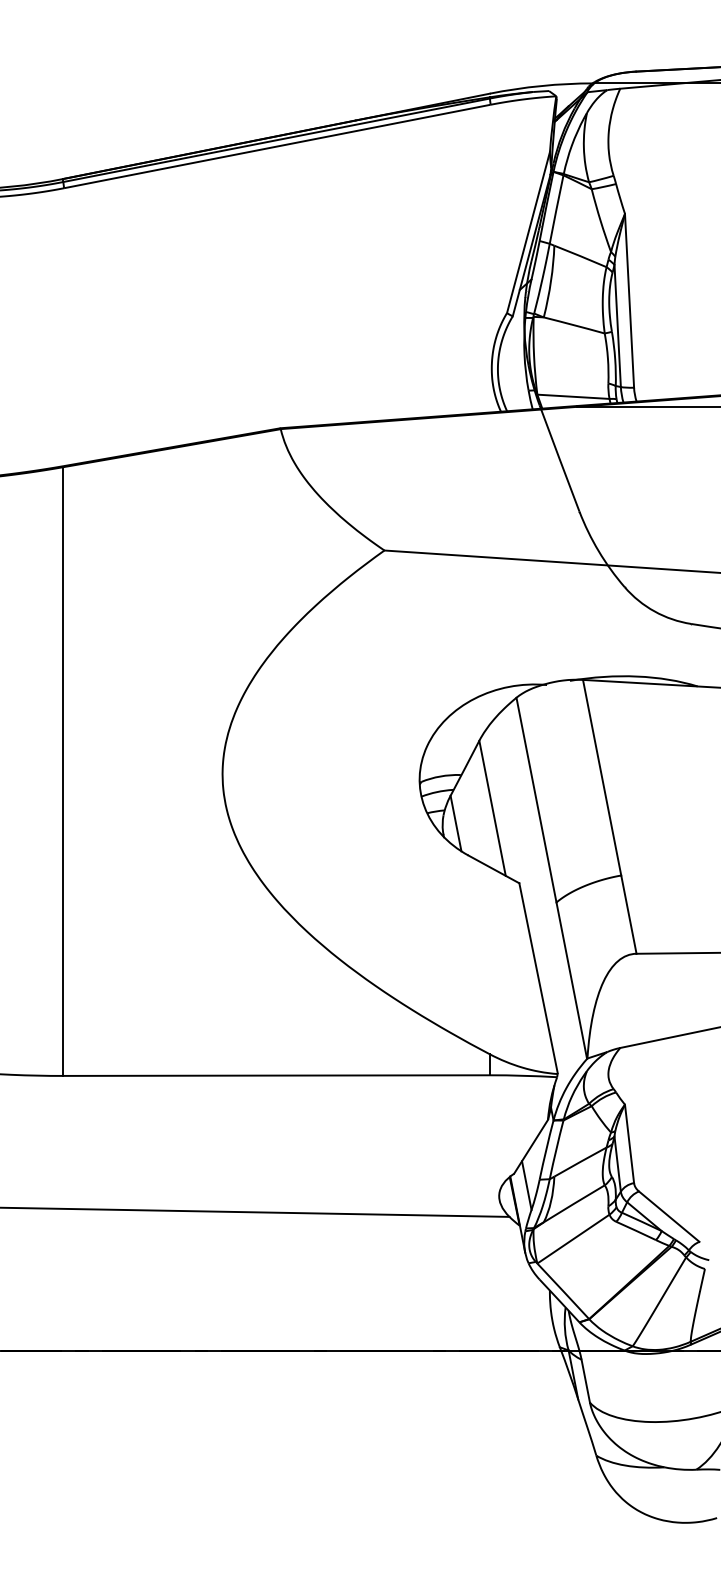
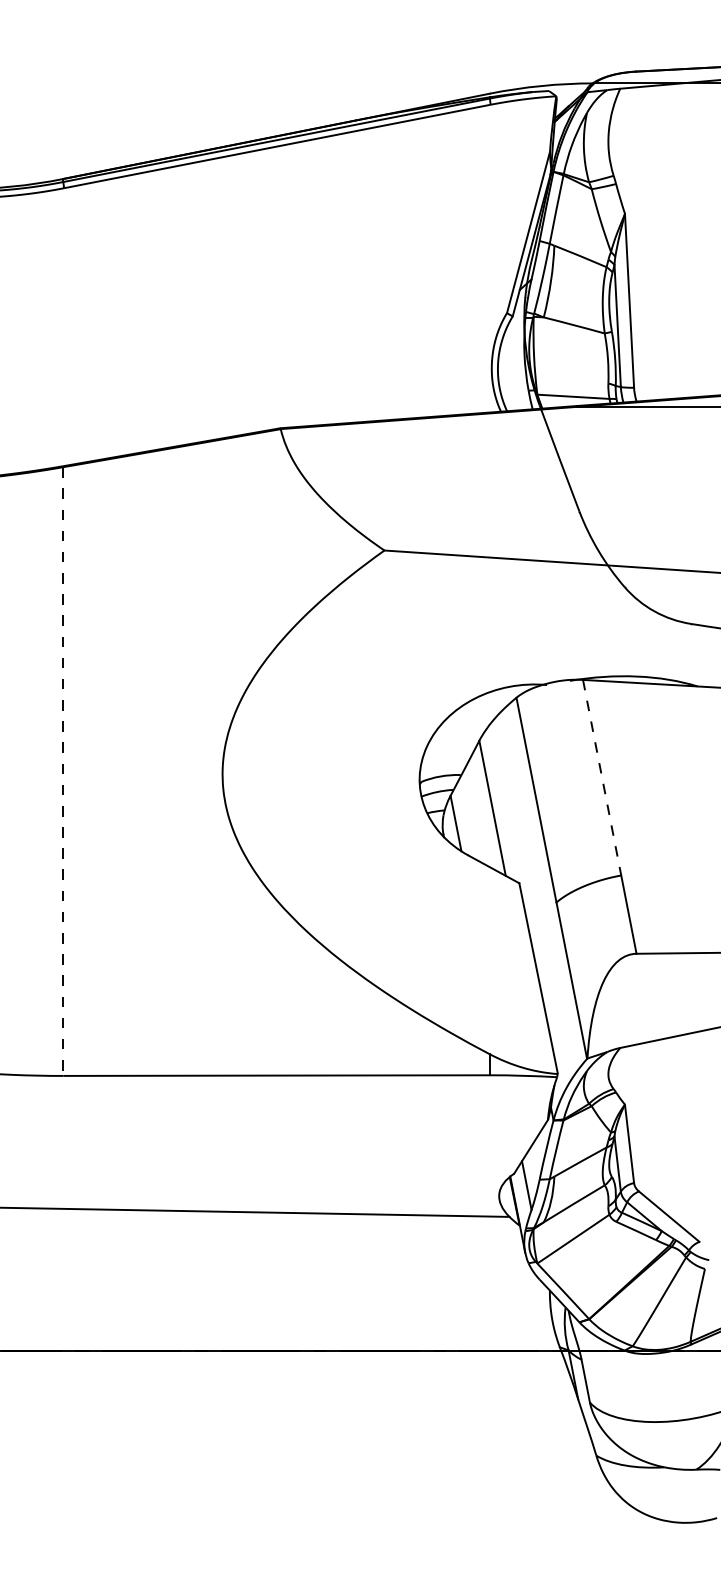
line: solid -> dashed (63, 772)
line: solid -> dashed (602, 777)
